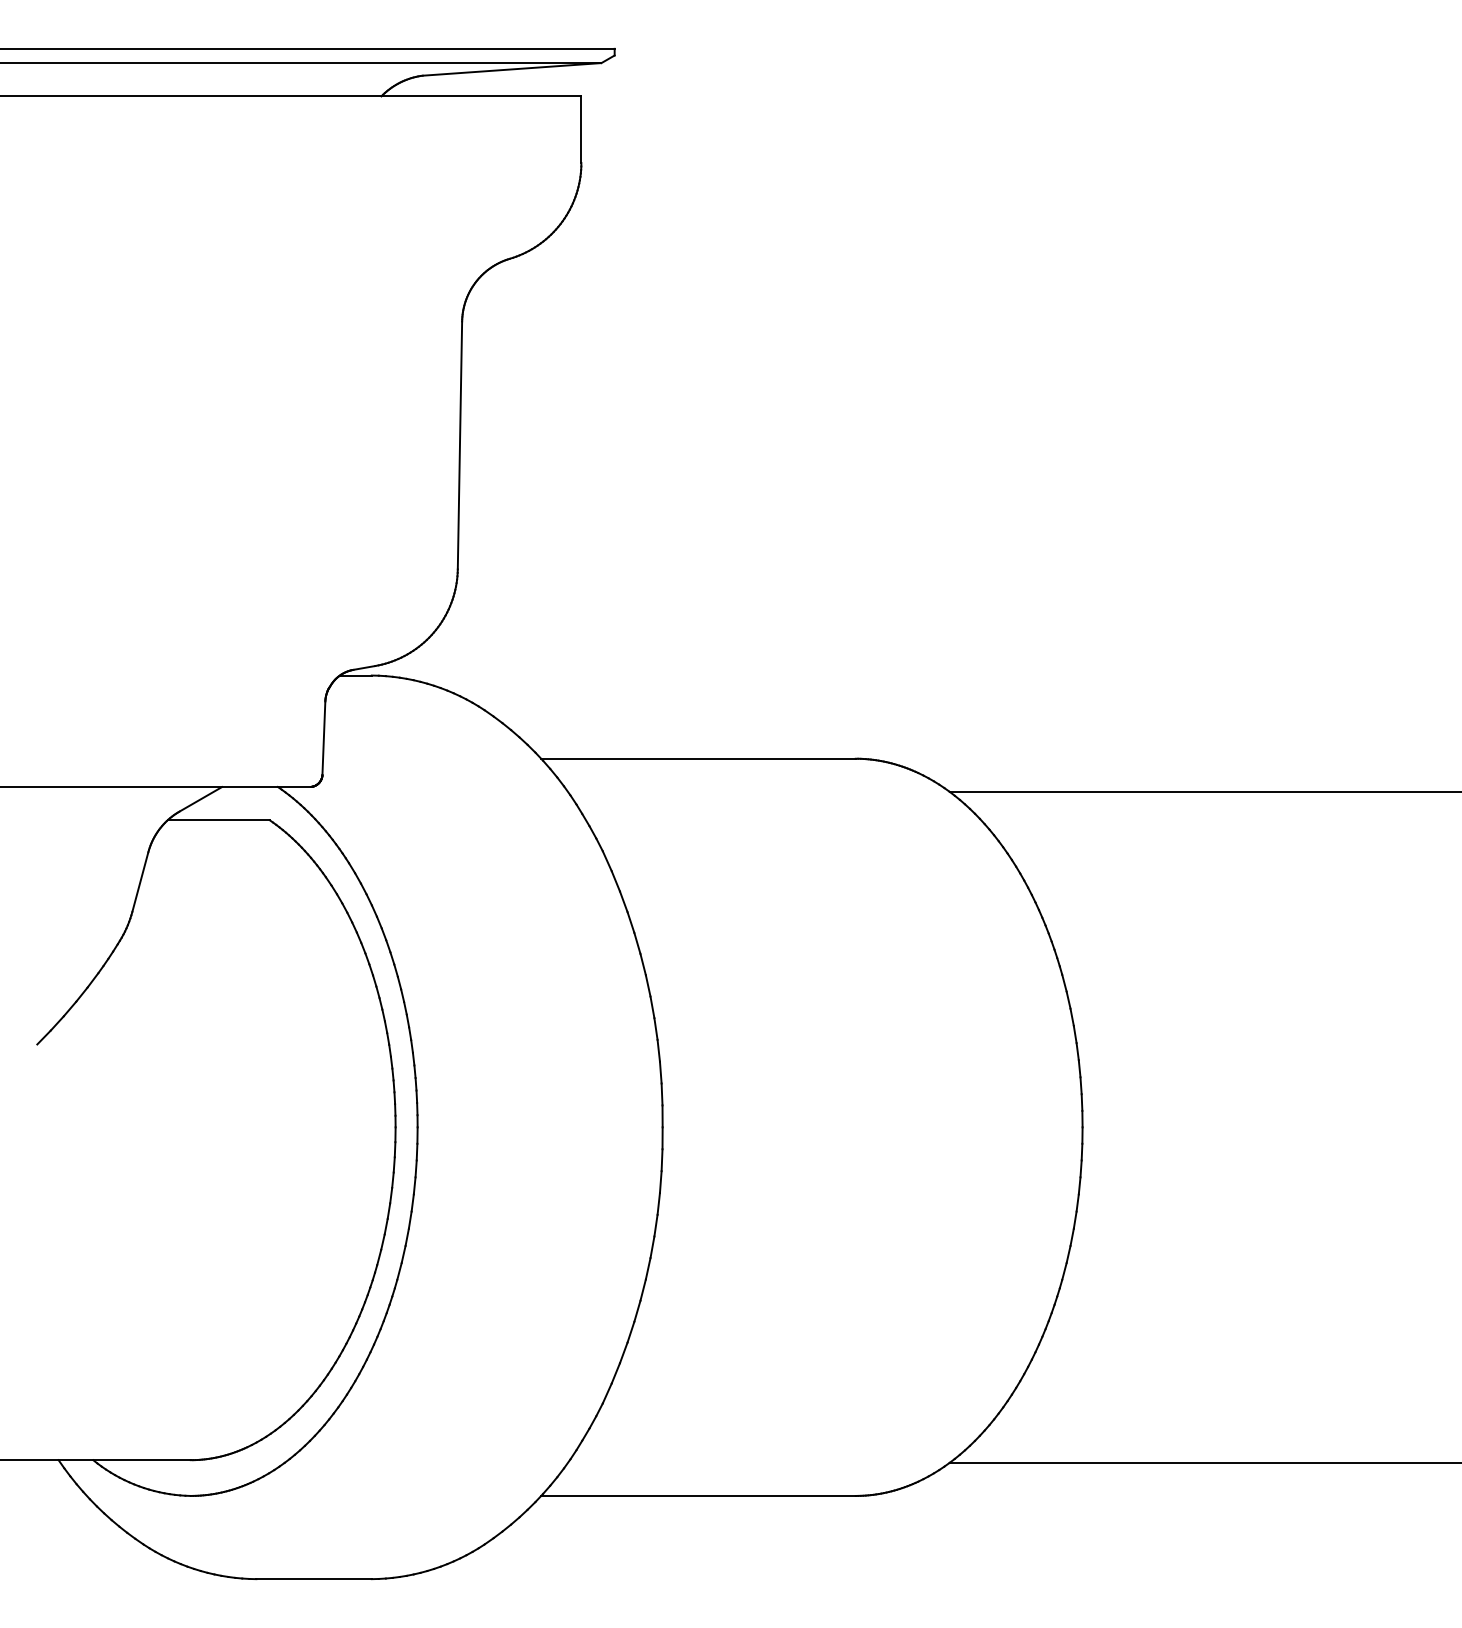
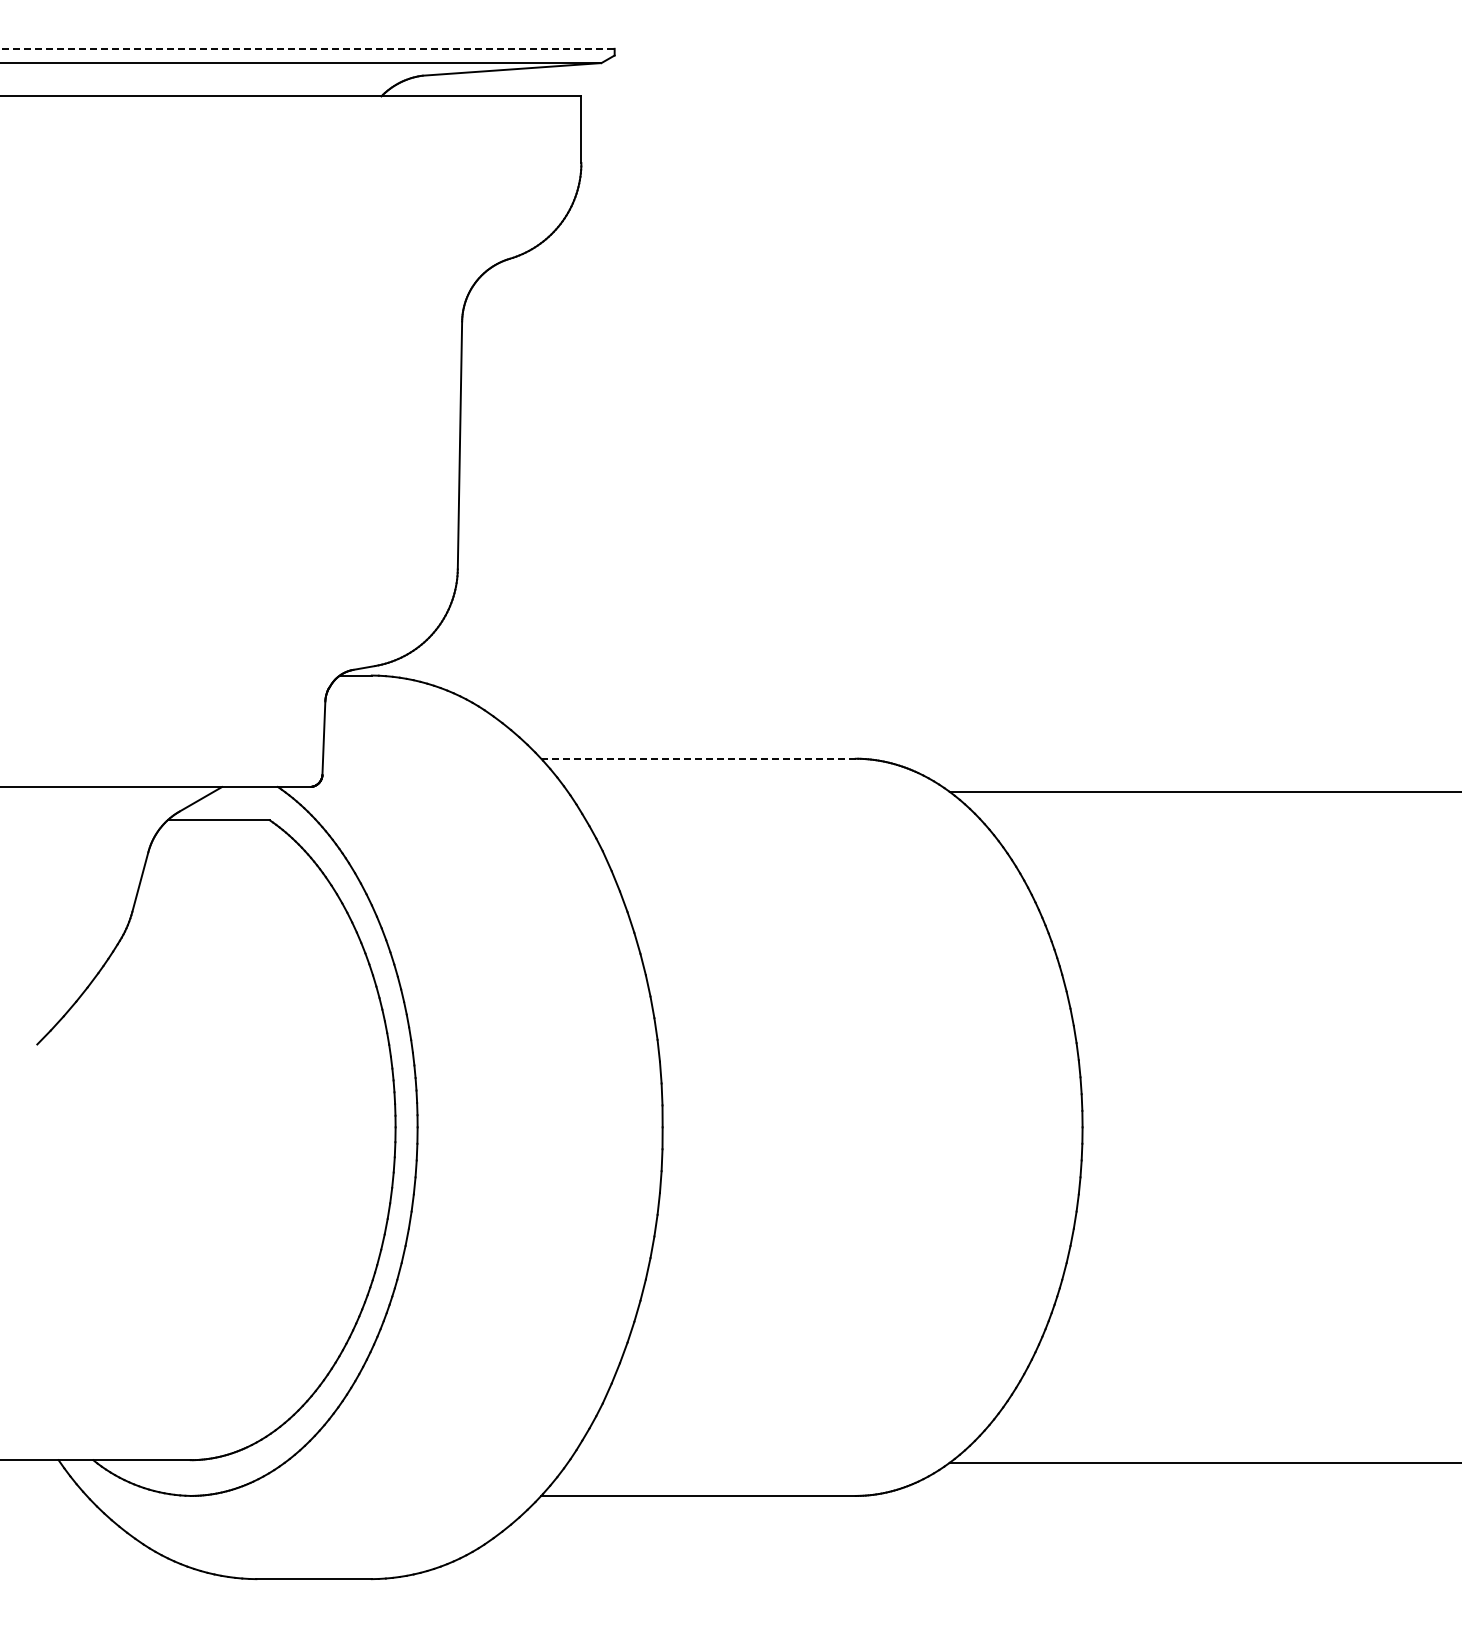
line: solid -> dashed (308, 48)
line: solid -> dashed (697, 758)
